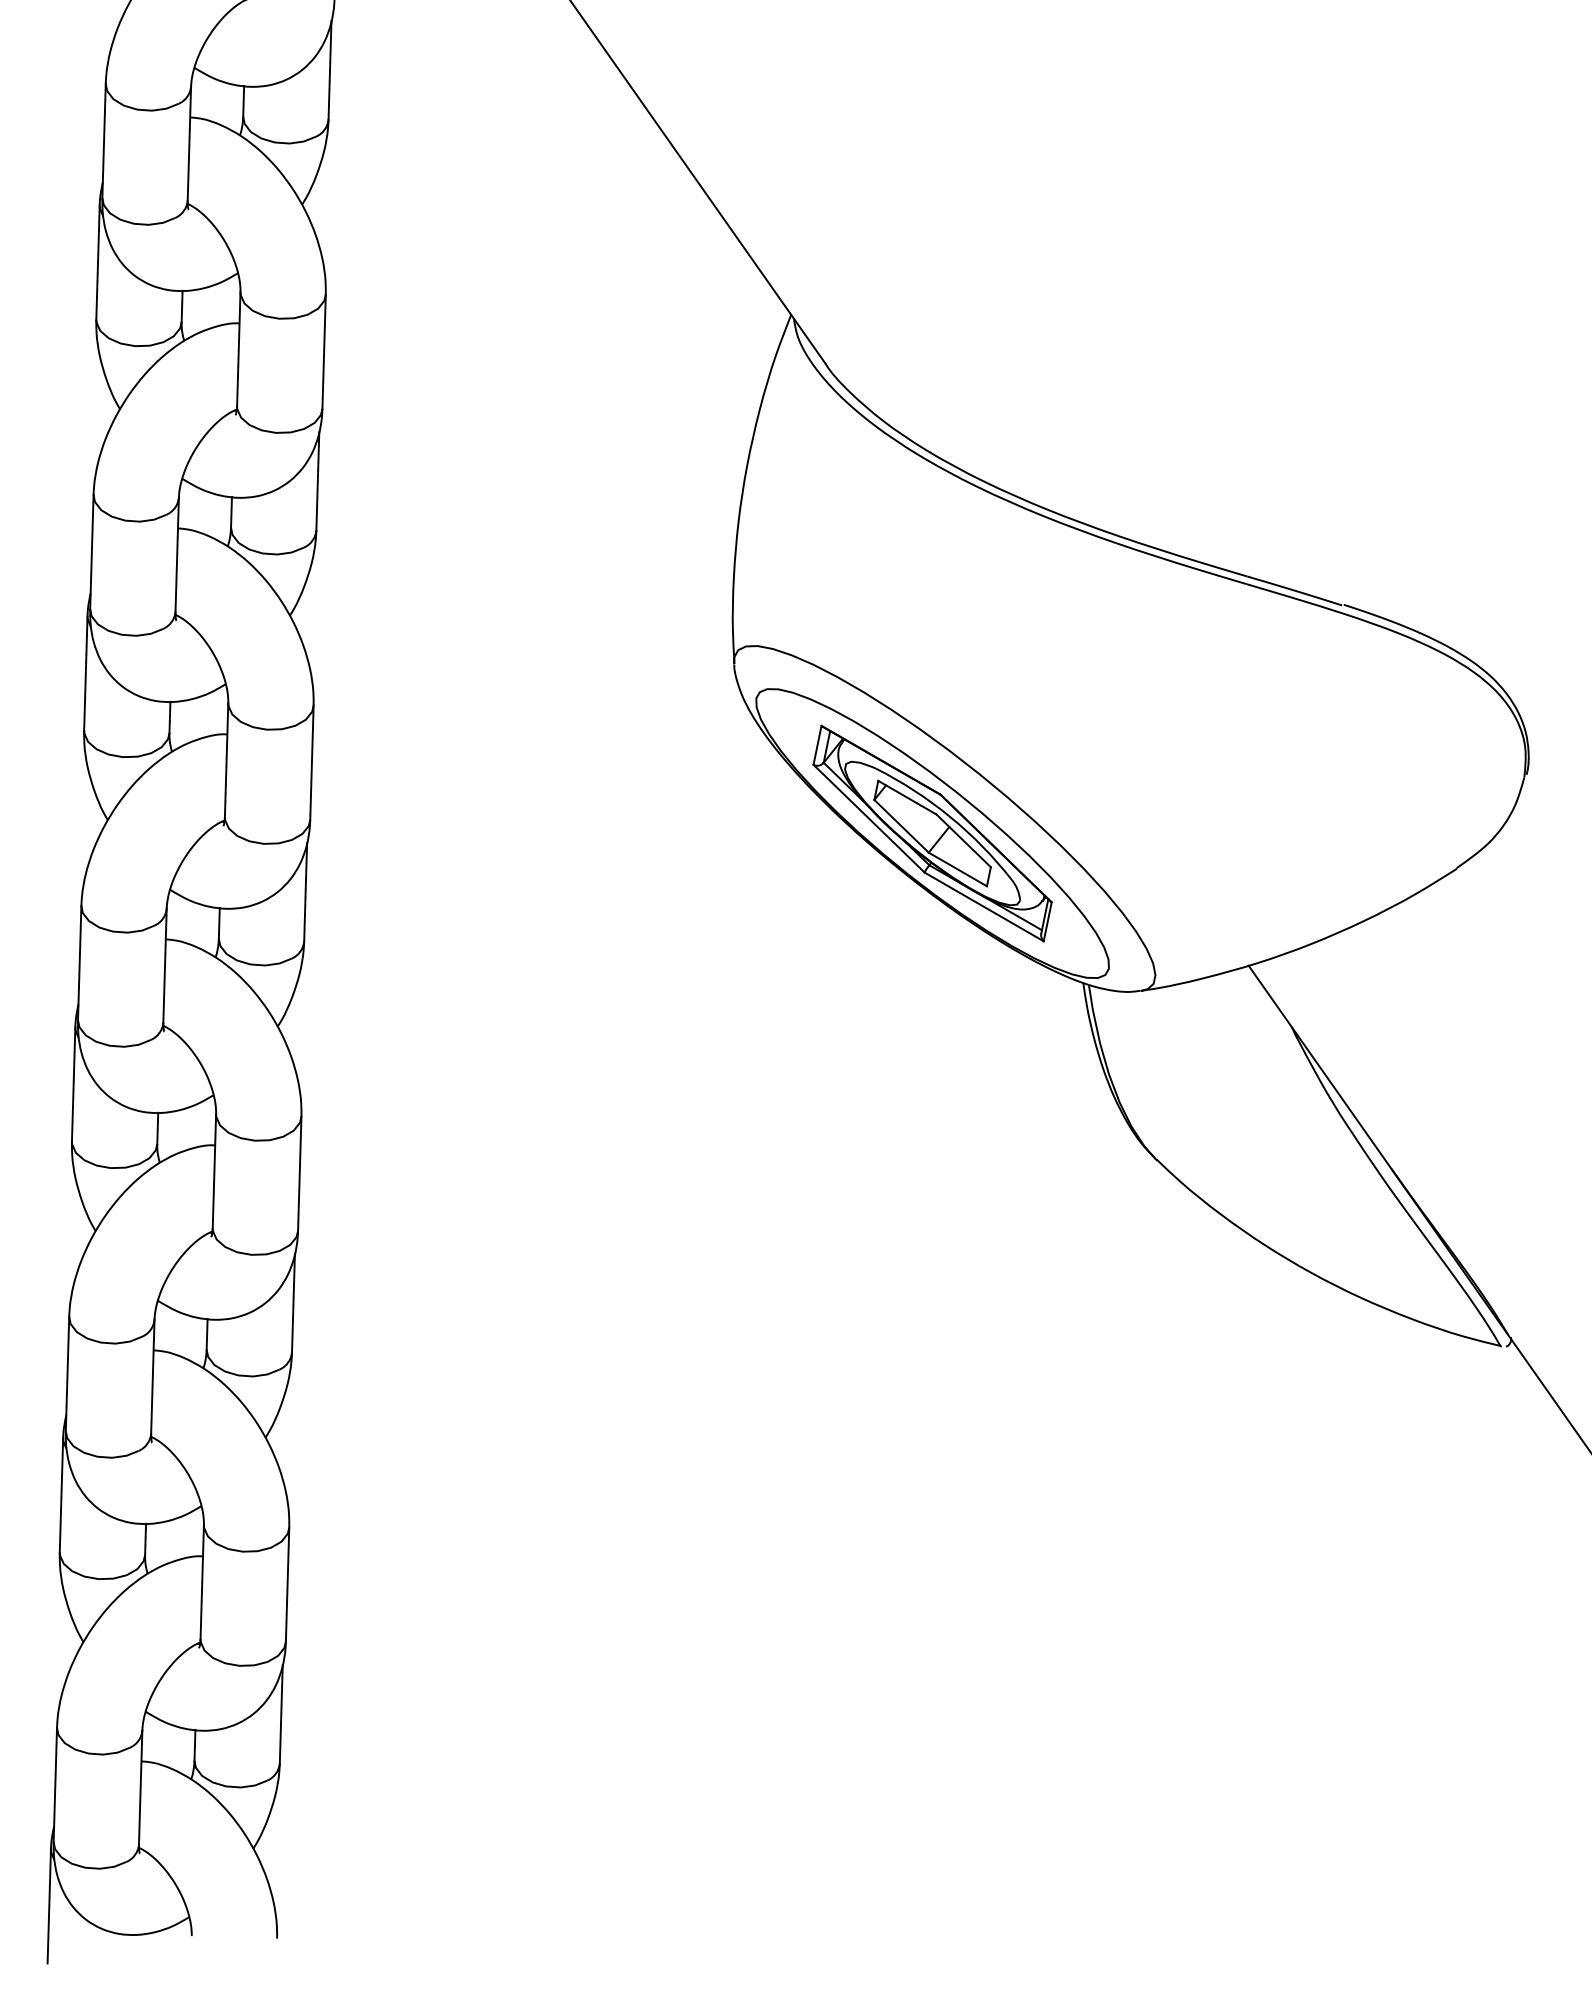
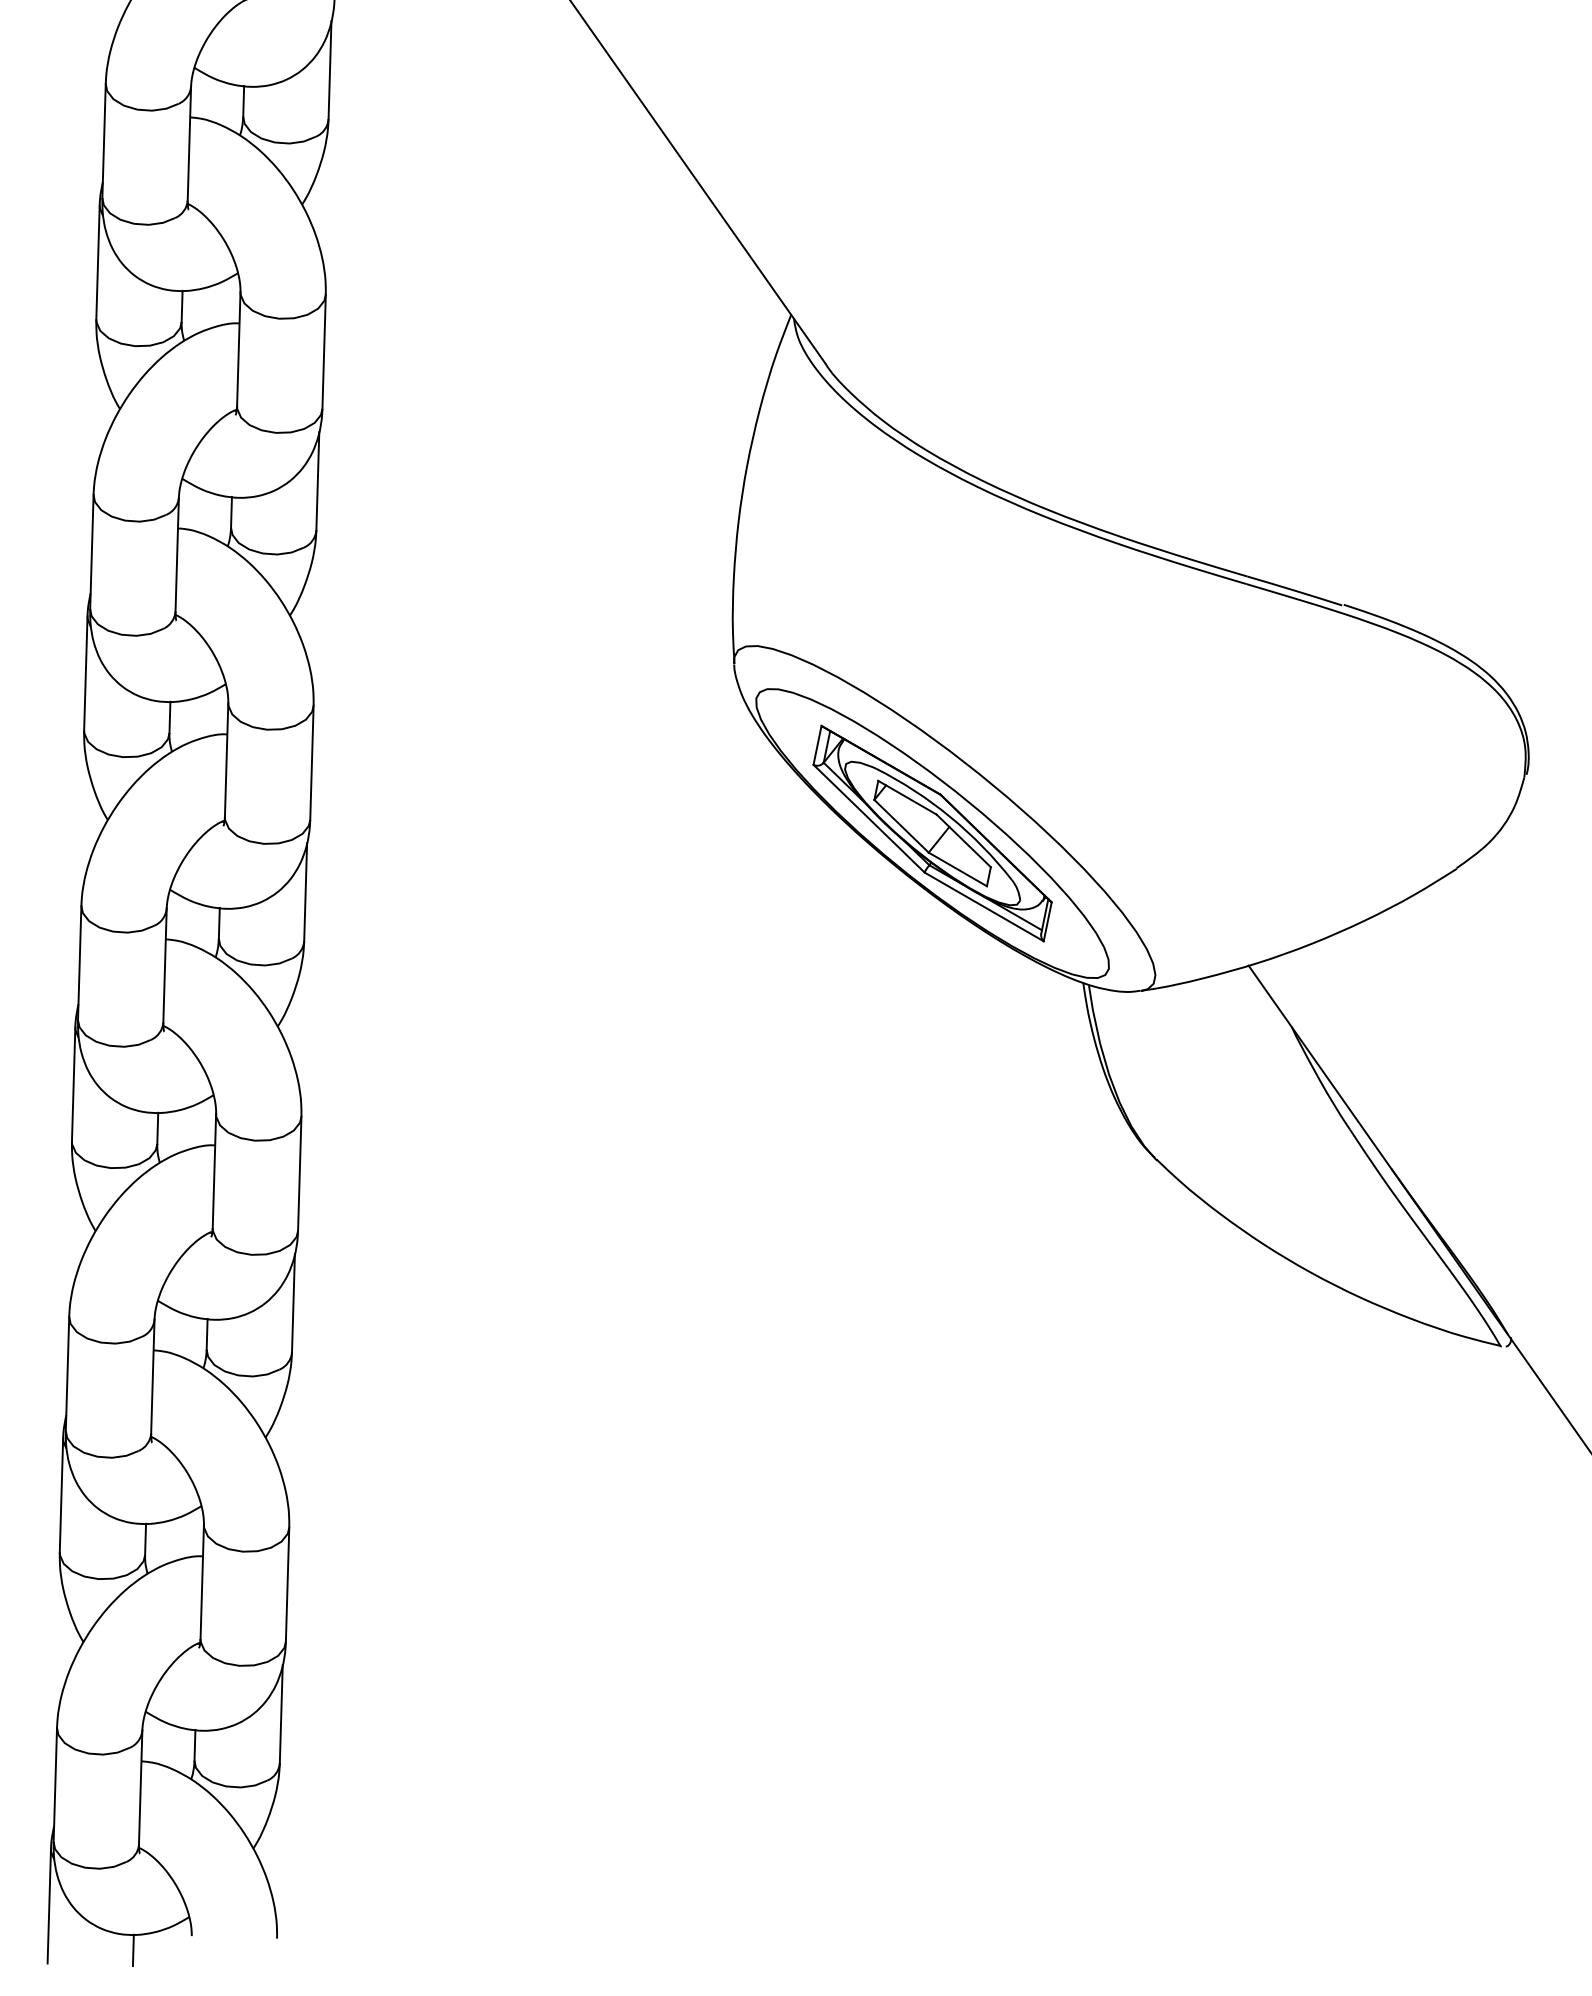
line: none -> present (132, 1950)
